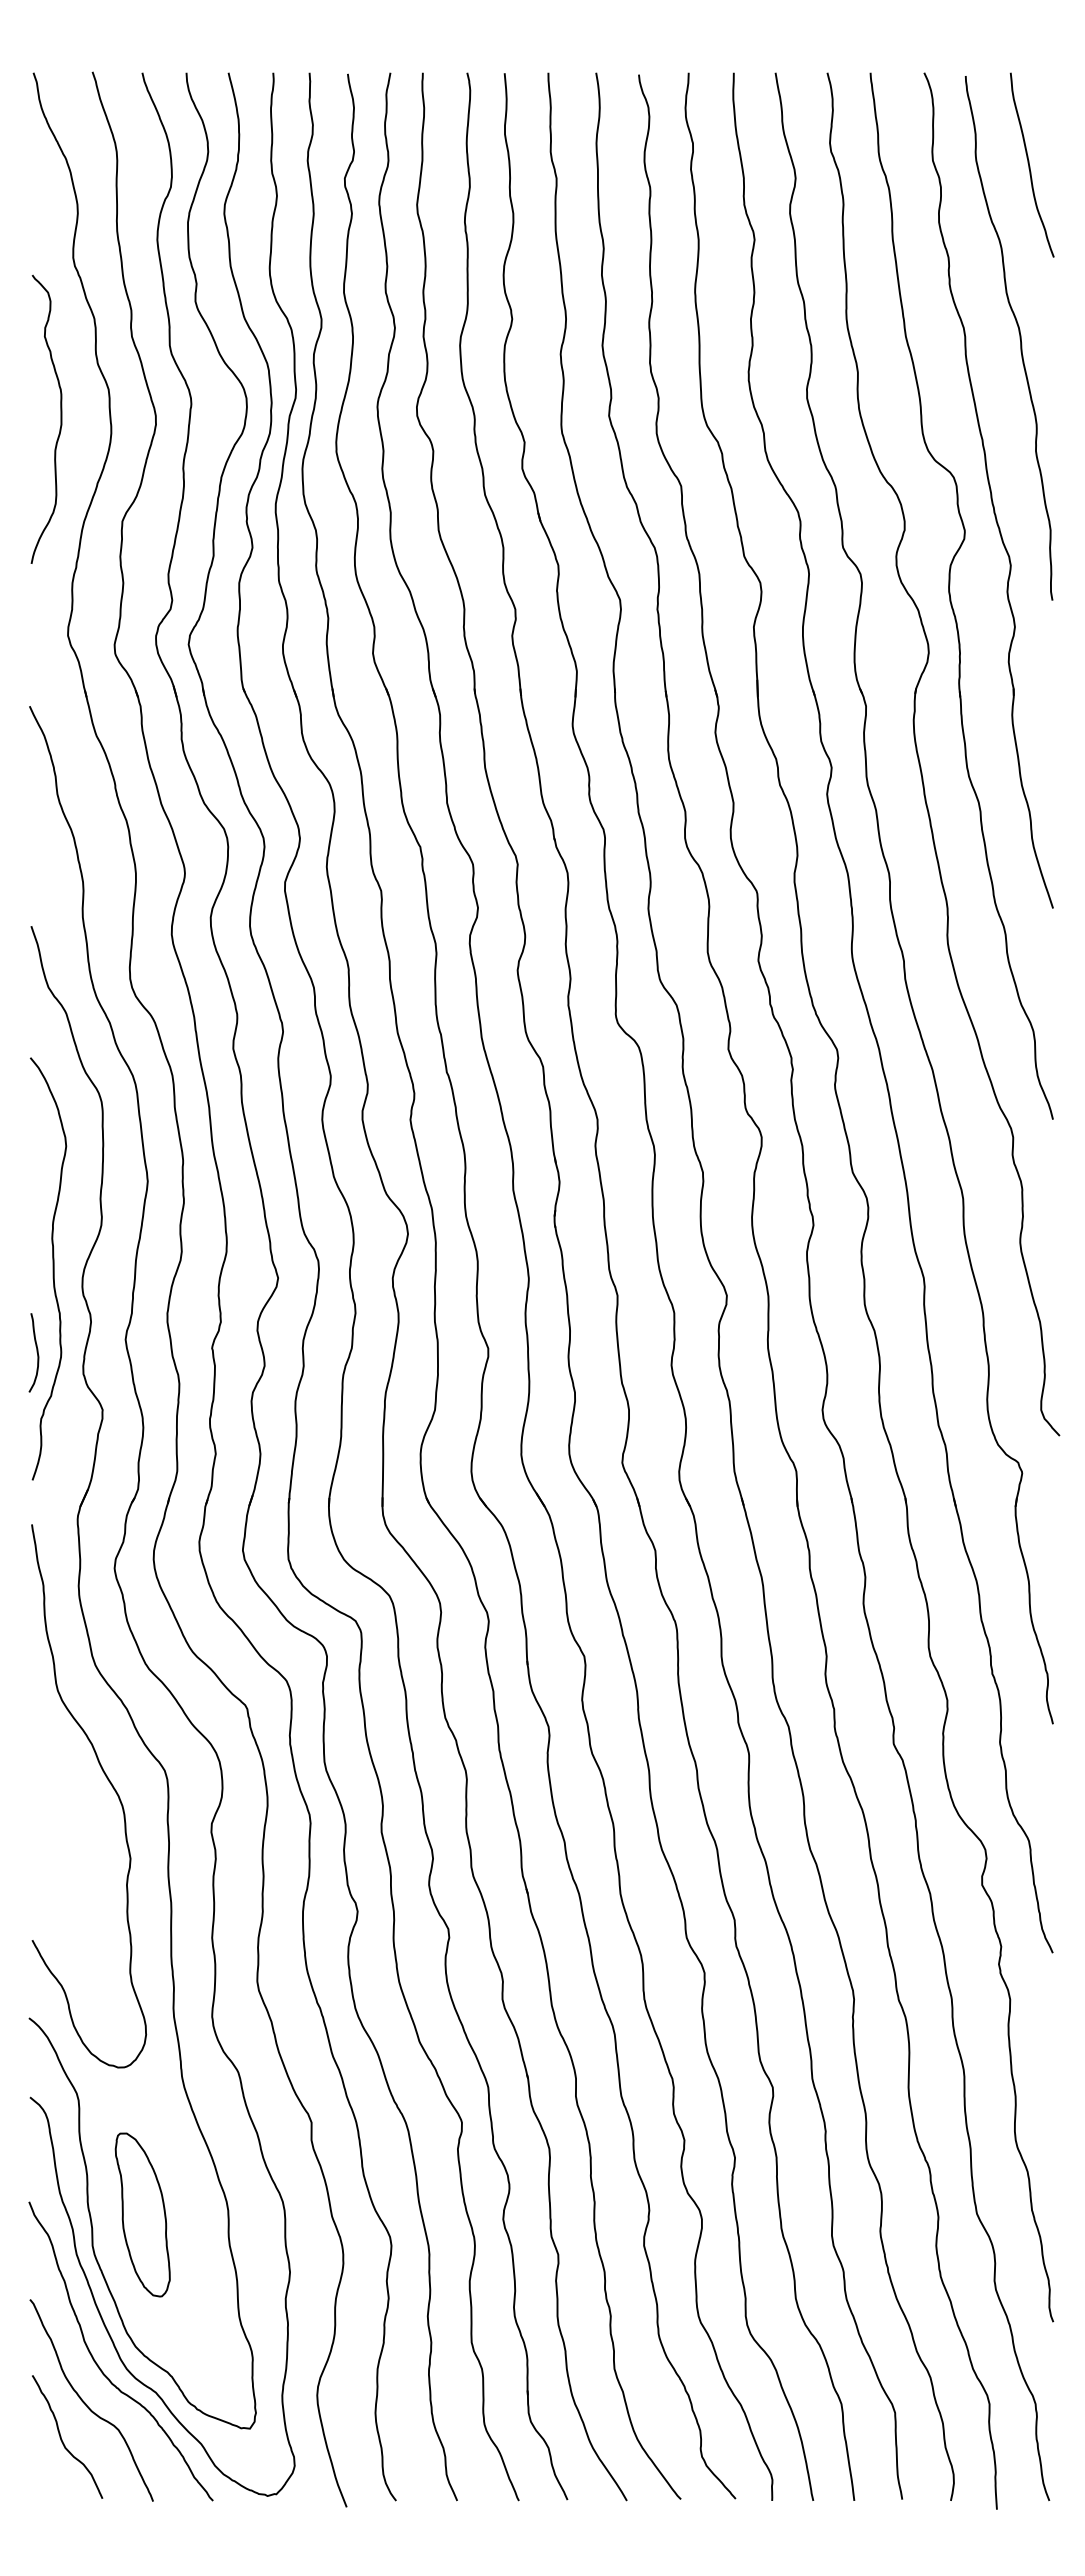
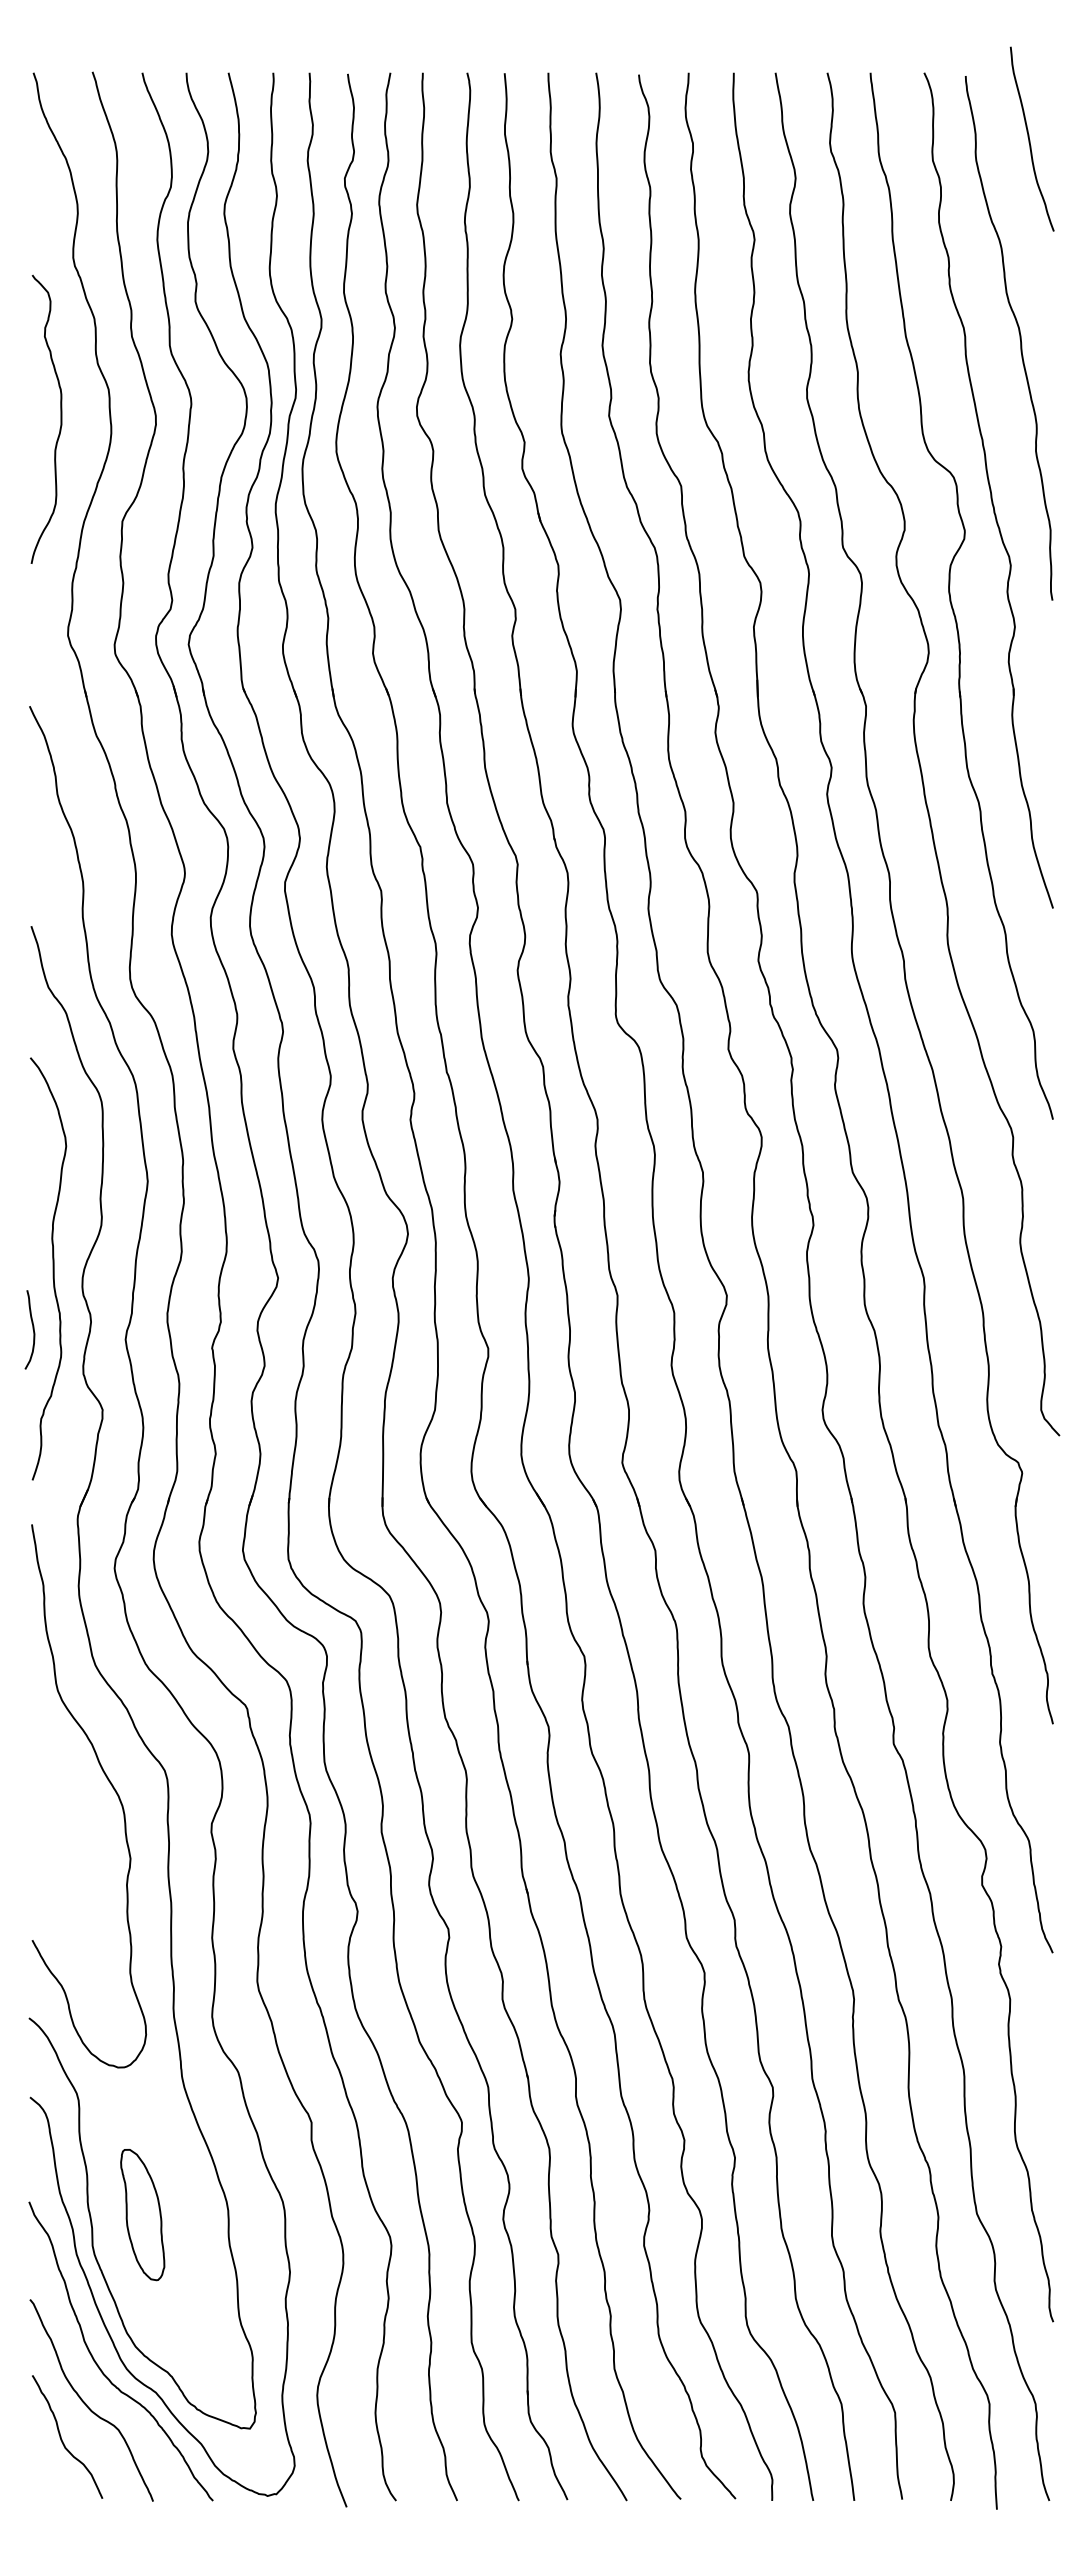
curve position: (1029, 164) -> (1029, 138) (1029, 138)
curve position: (36, 1352) -> (32, 1329) (32, 1329)
part size: 57x166 px -> 46x133 px (142, 2215)
